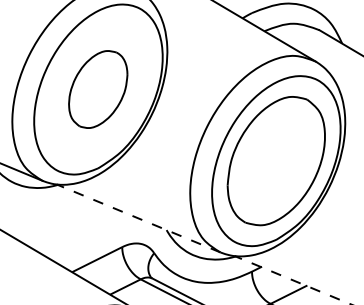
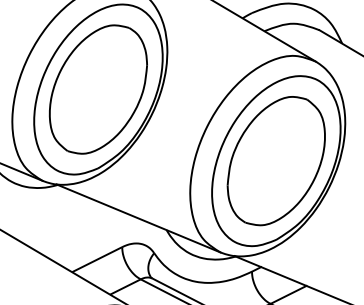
part size: 61x79 px -> 100x131 px (97, 89)
line: dashed -> solid (138, 218)
line: dashed -> solid (293, 280)
